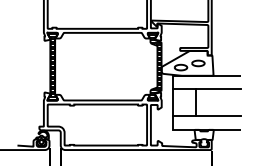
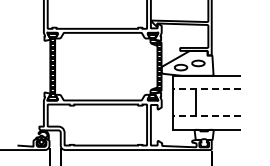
line: solid -> dashed (207, 89)
line: solid -> dashed (207, 116)
